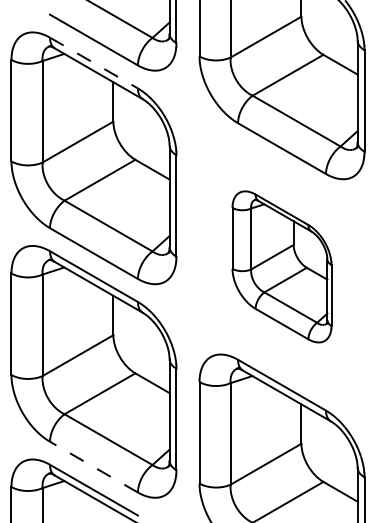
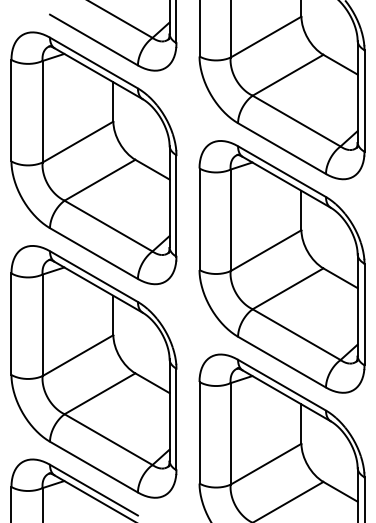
line: dashed -> solid (93, 63)
part size: 102x154 px -> 168x254 px (281, 266)
line: dashed -> solid (93, 467)
